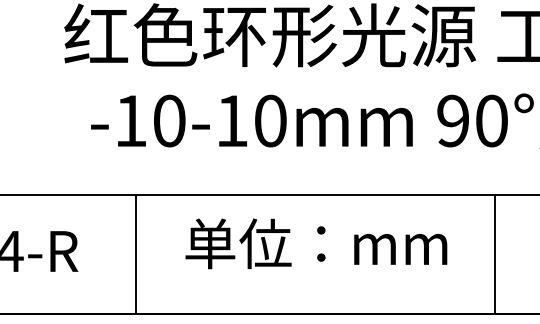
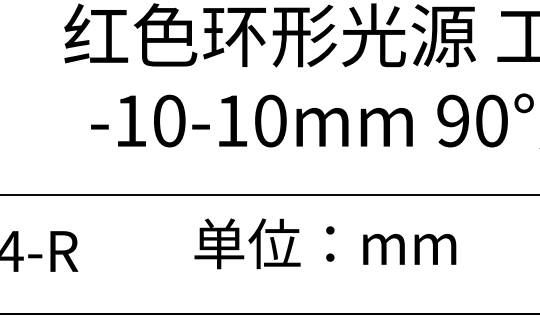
text position: (316, 243) -> (325, 243) (325, 243)
line: present -> none (135, 254)
line: present -> none (494, 254)
